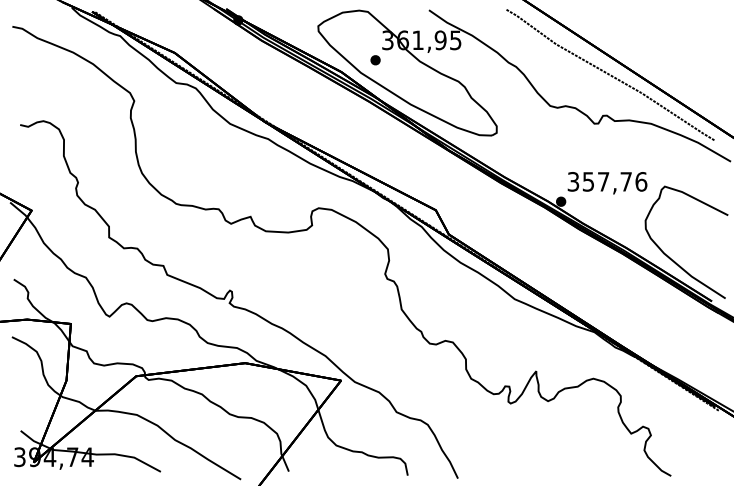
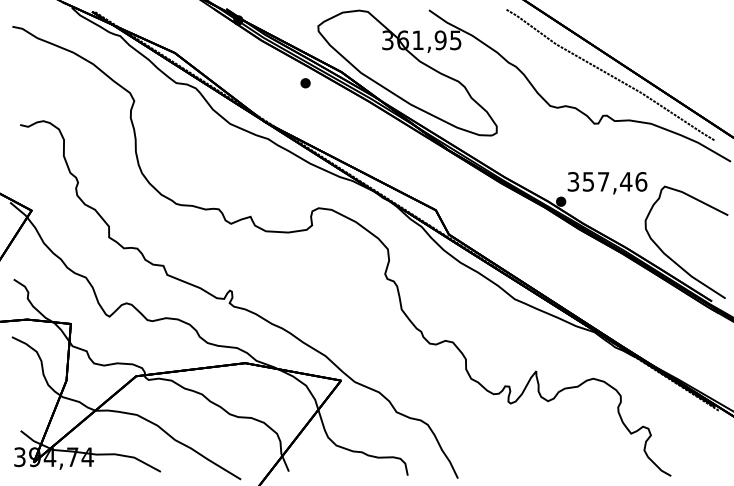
part position: (375, 60) -> (305, 83) (305, 83)
text: 357,76 -> 357,46 (626, 181)
